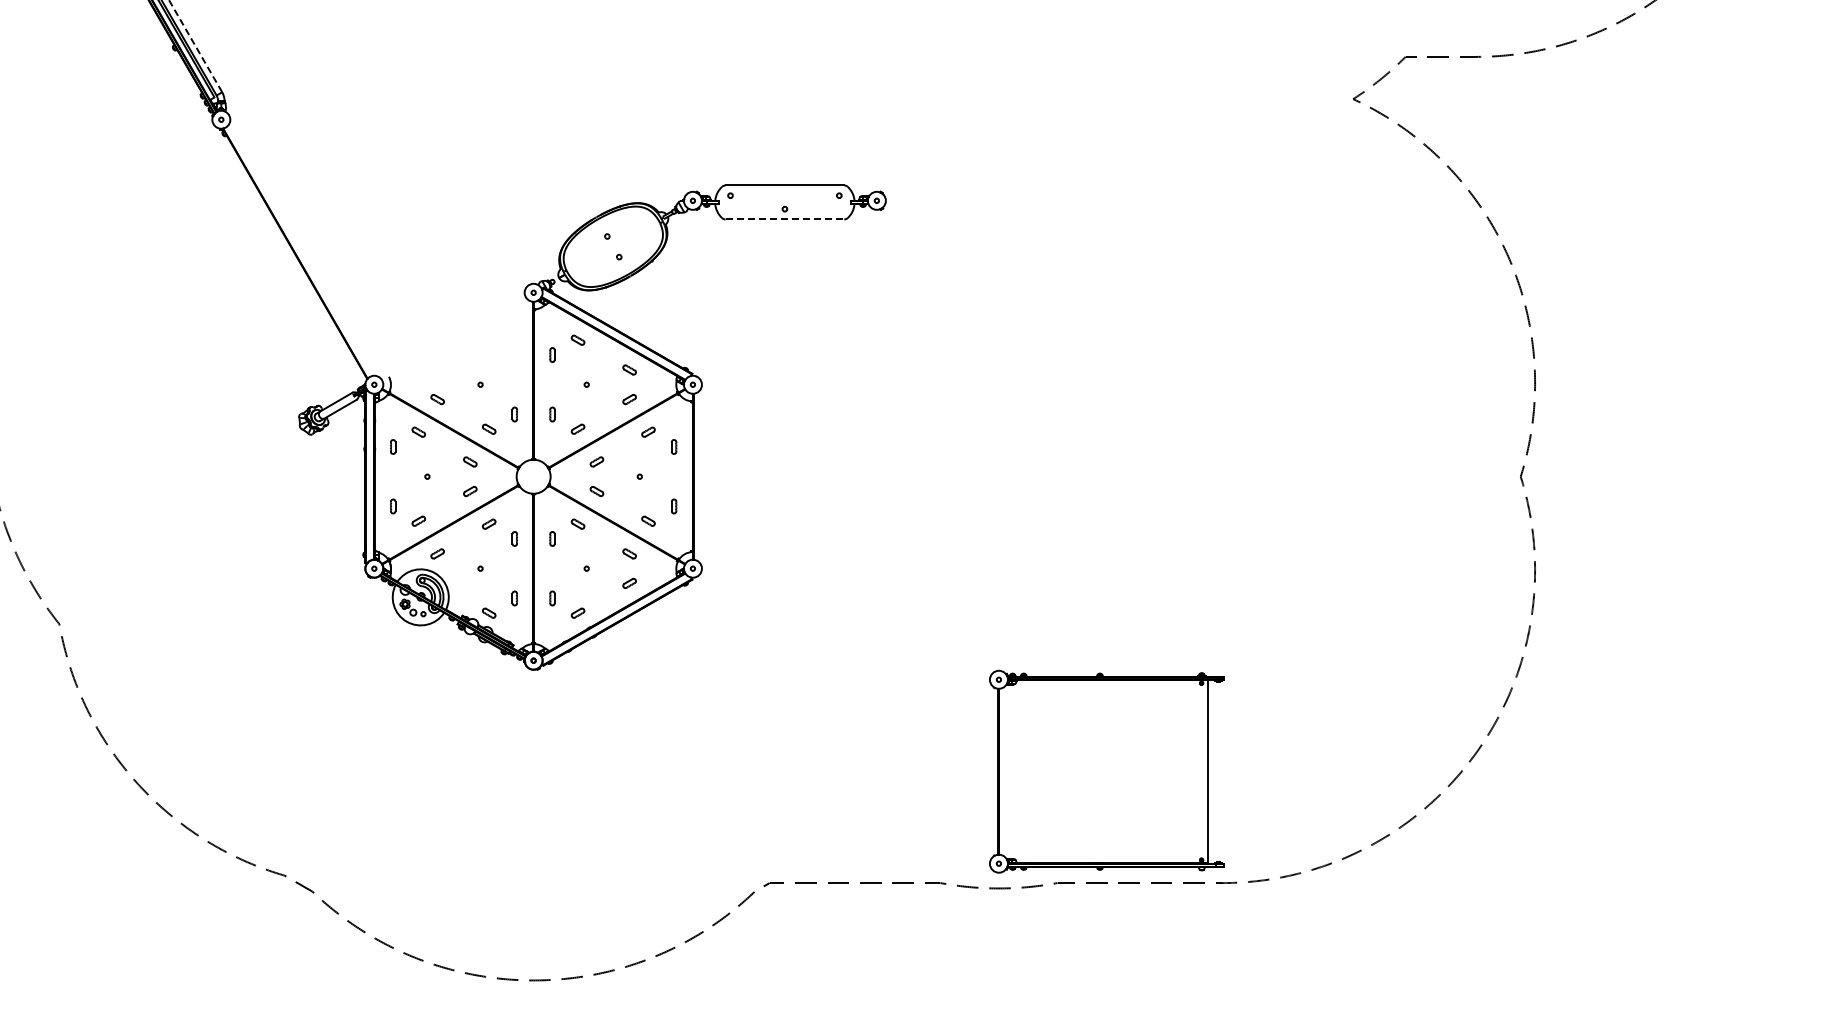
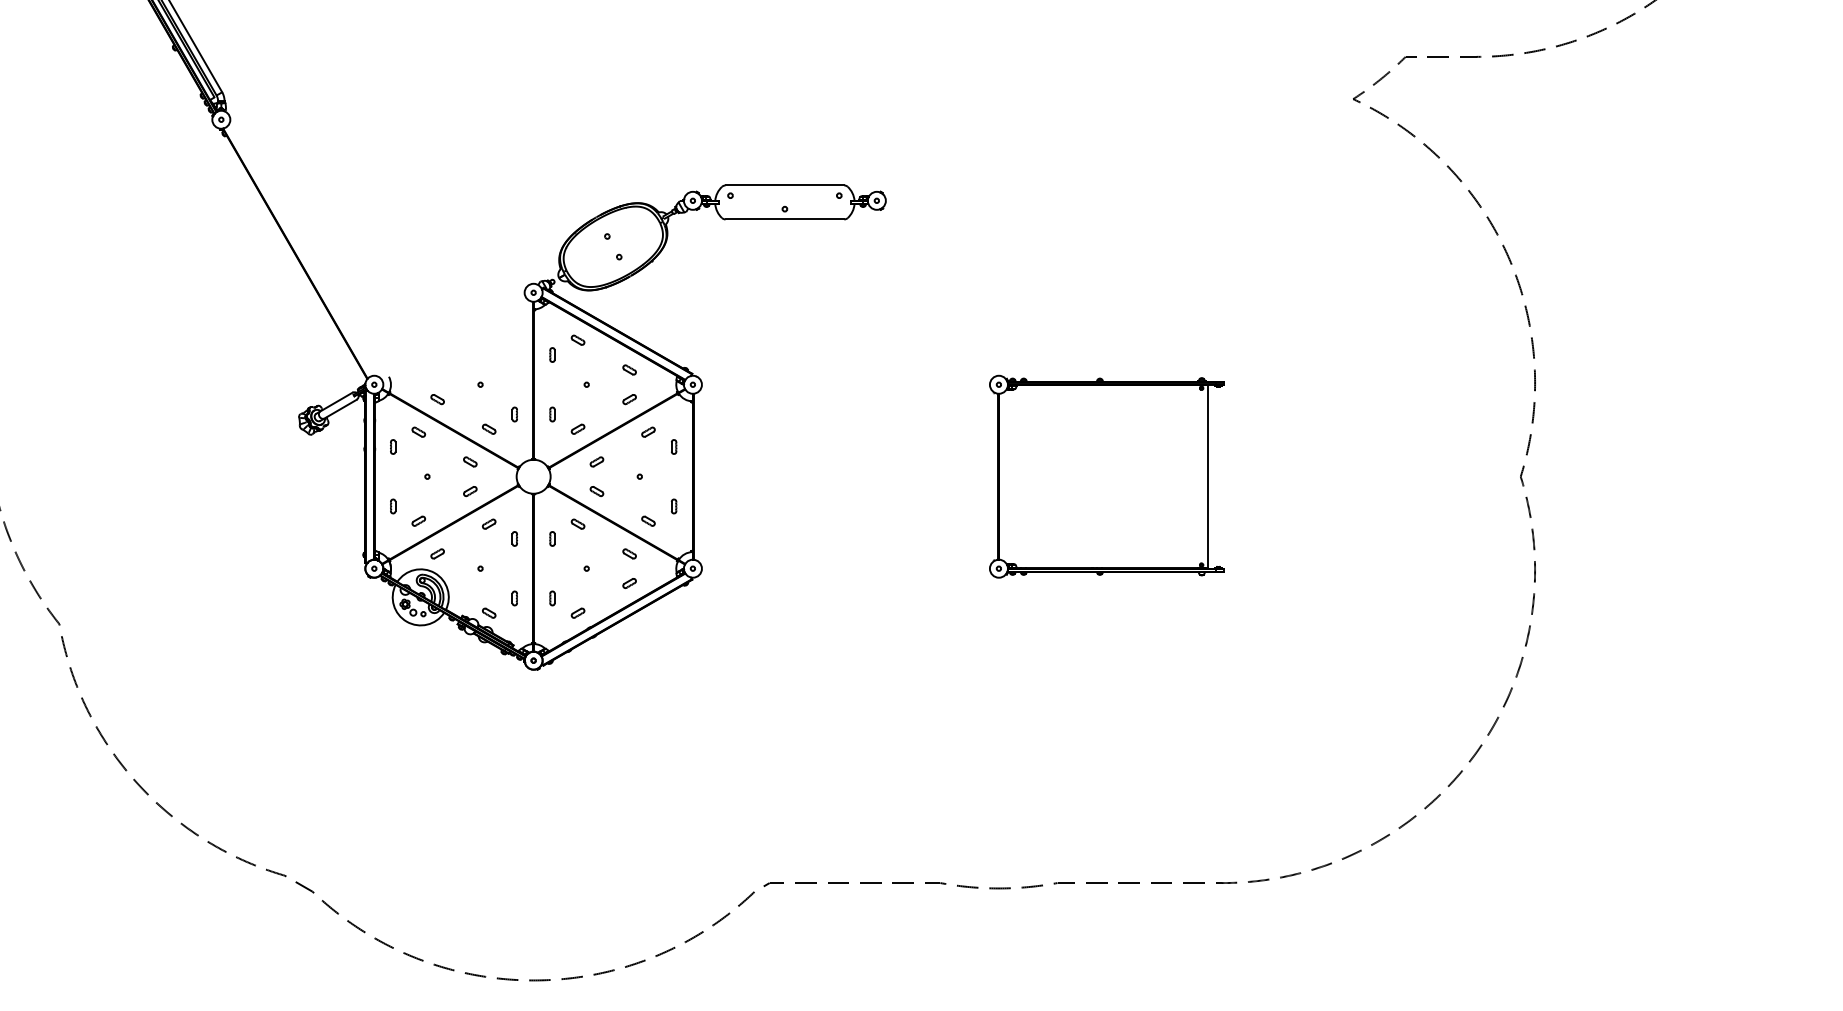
line: dashed -> solid (195, 46)
line: dashed -> solid (785, 219)
part position: (1106, 771) -> (1106, 476) (1106, 476)
